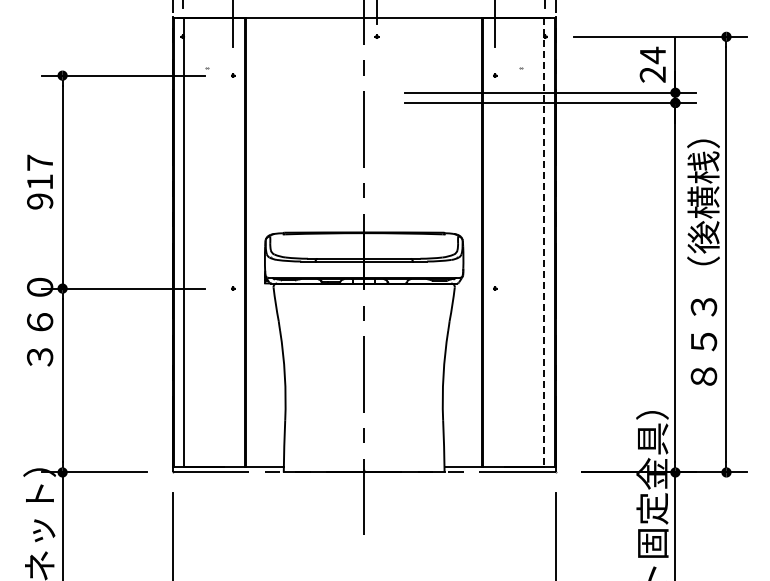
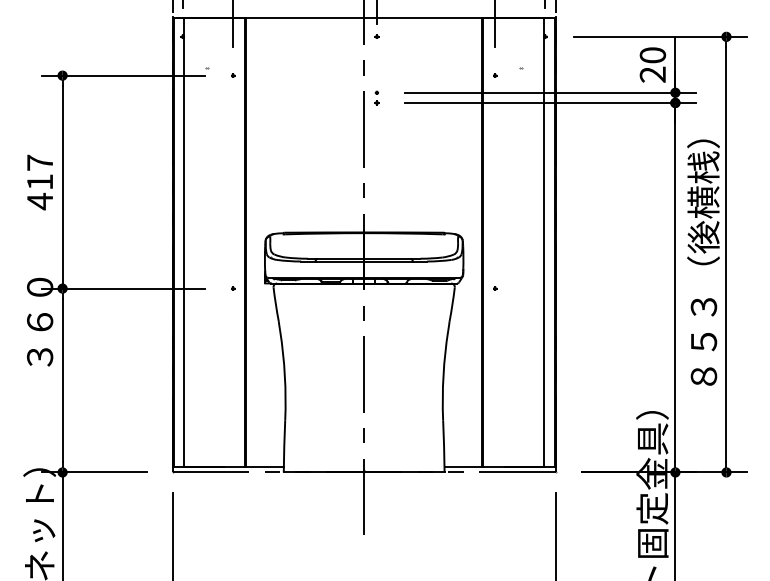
text: 24 -> 20 (652, 55)
part: none -> present (376, 97)
text: 917 -> 417 (40, 201)
line: dashed -> solid (544, 242)
